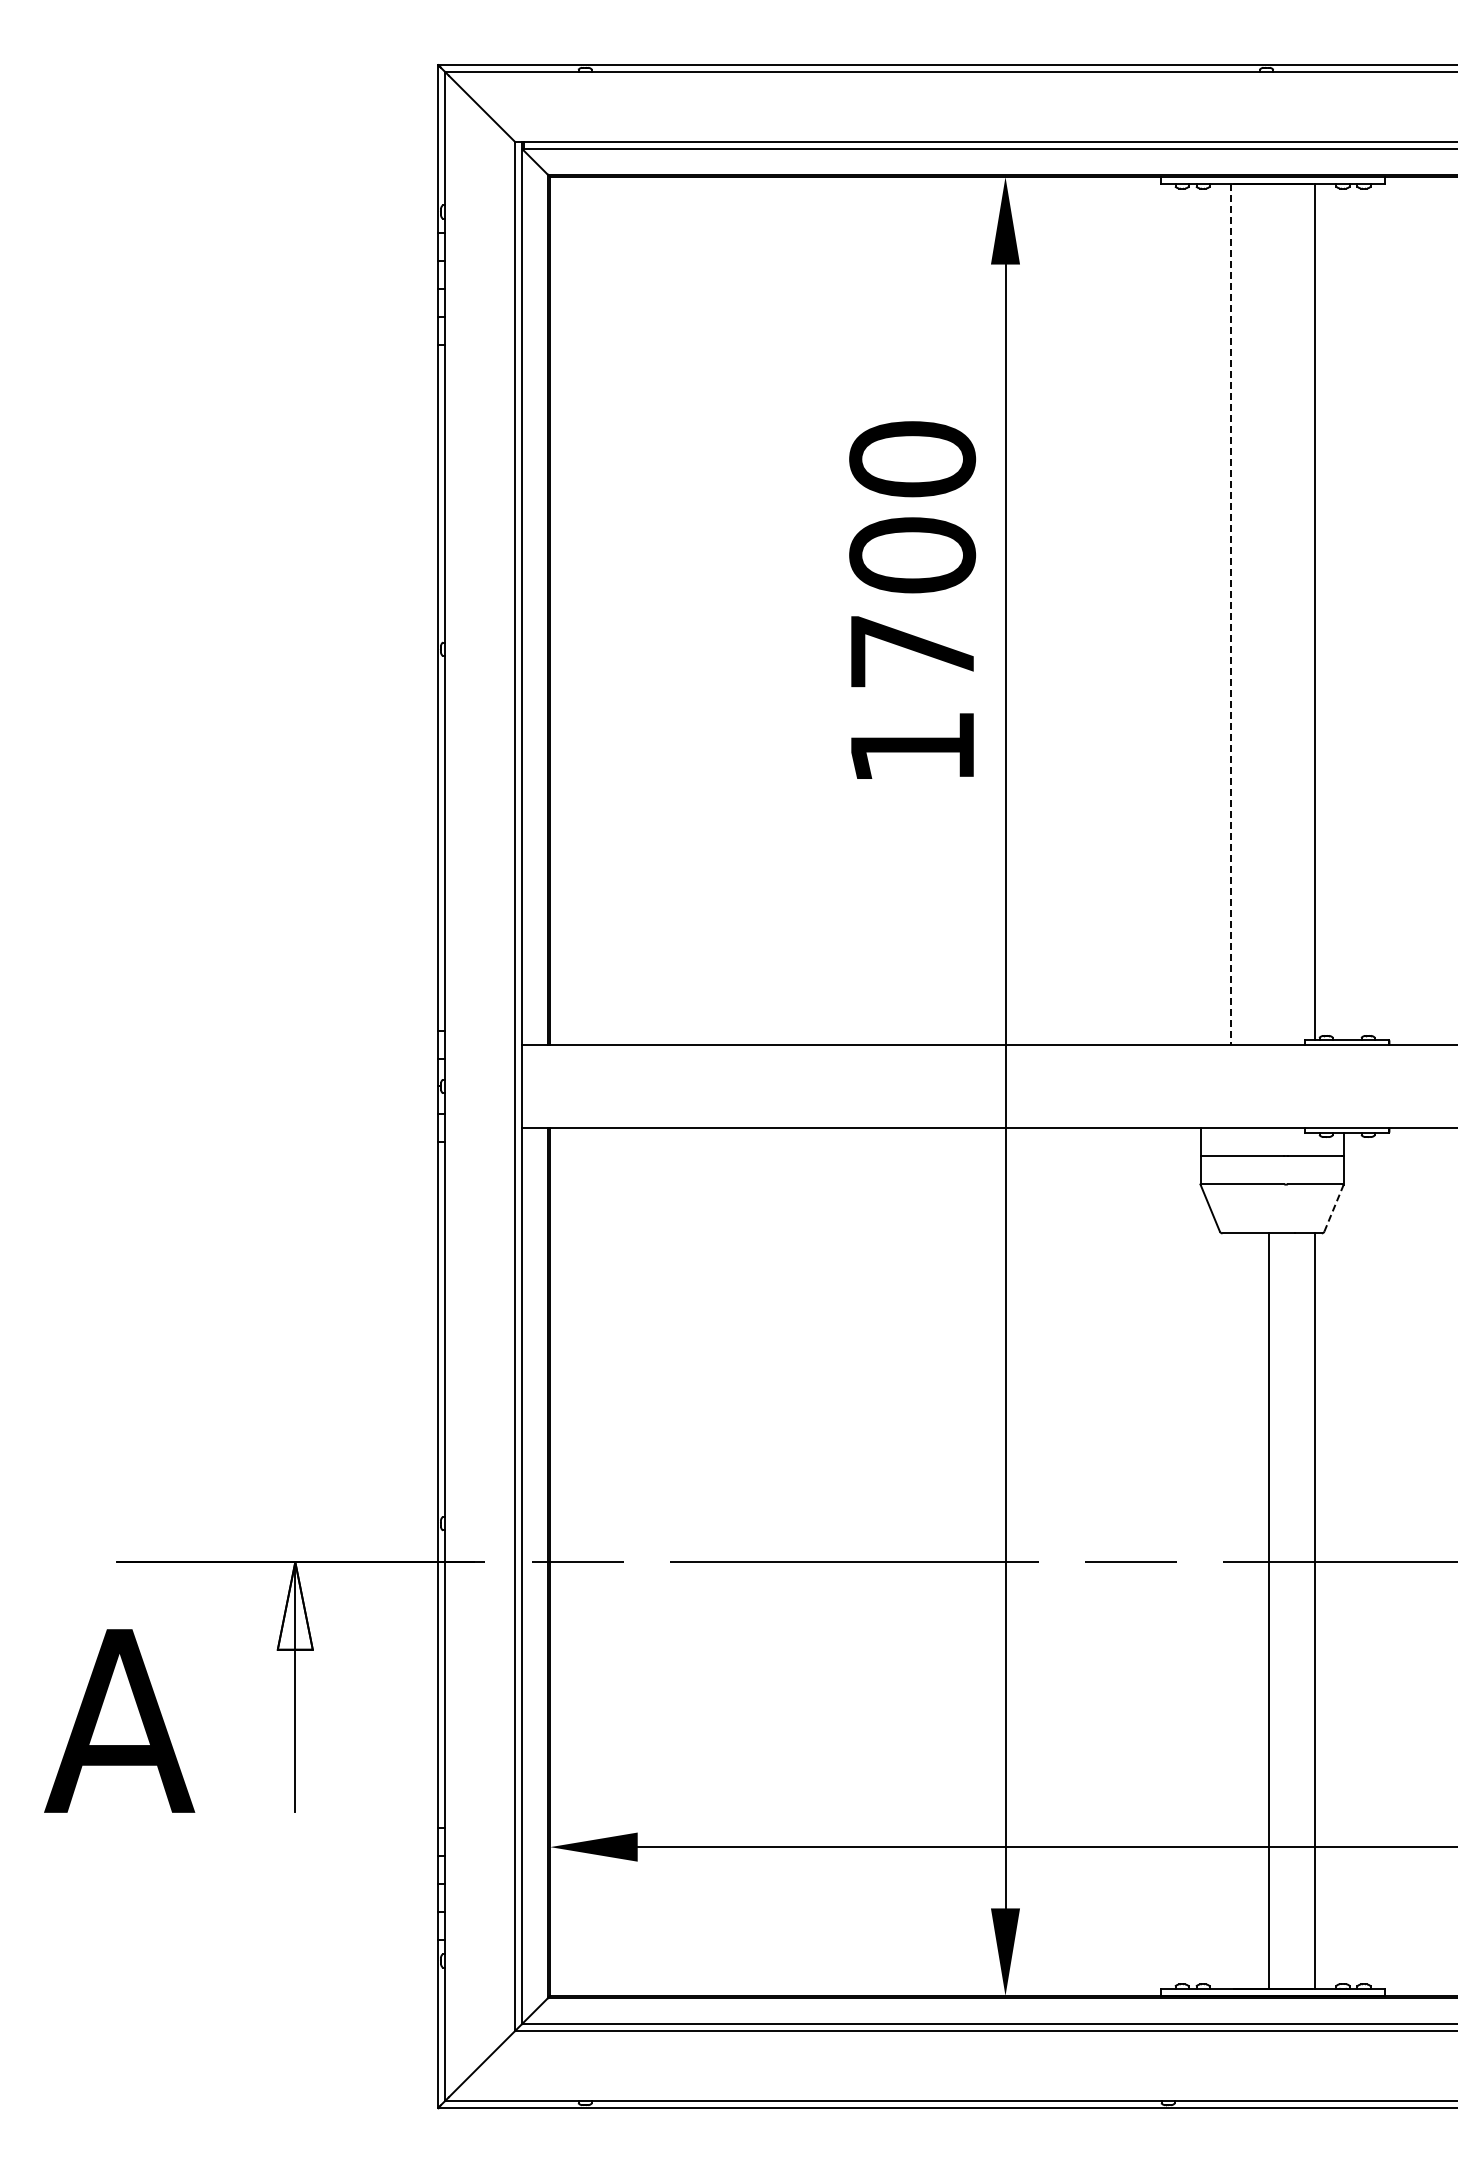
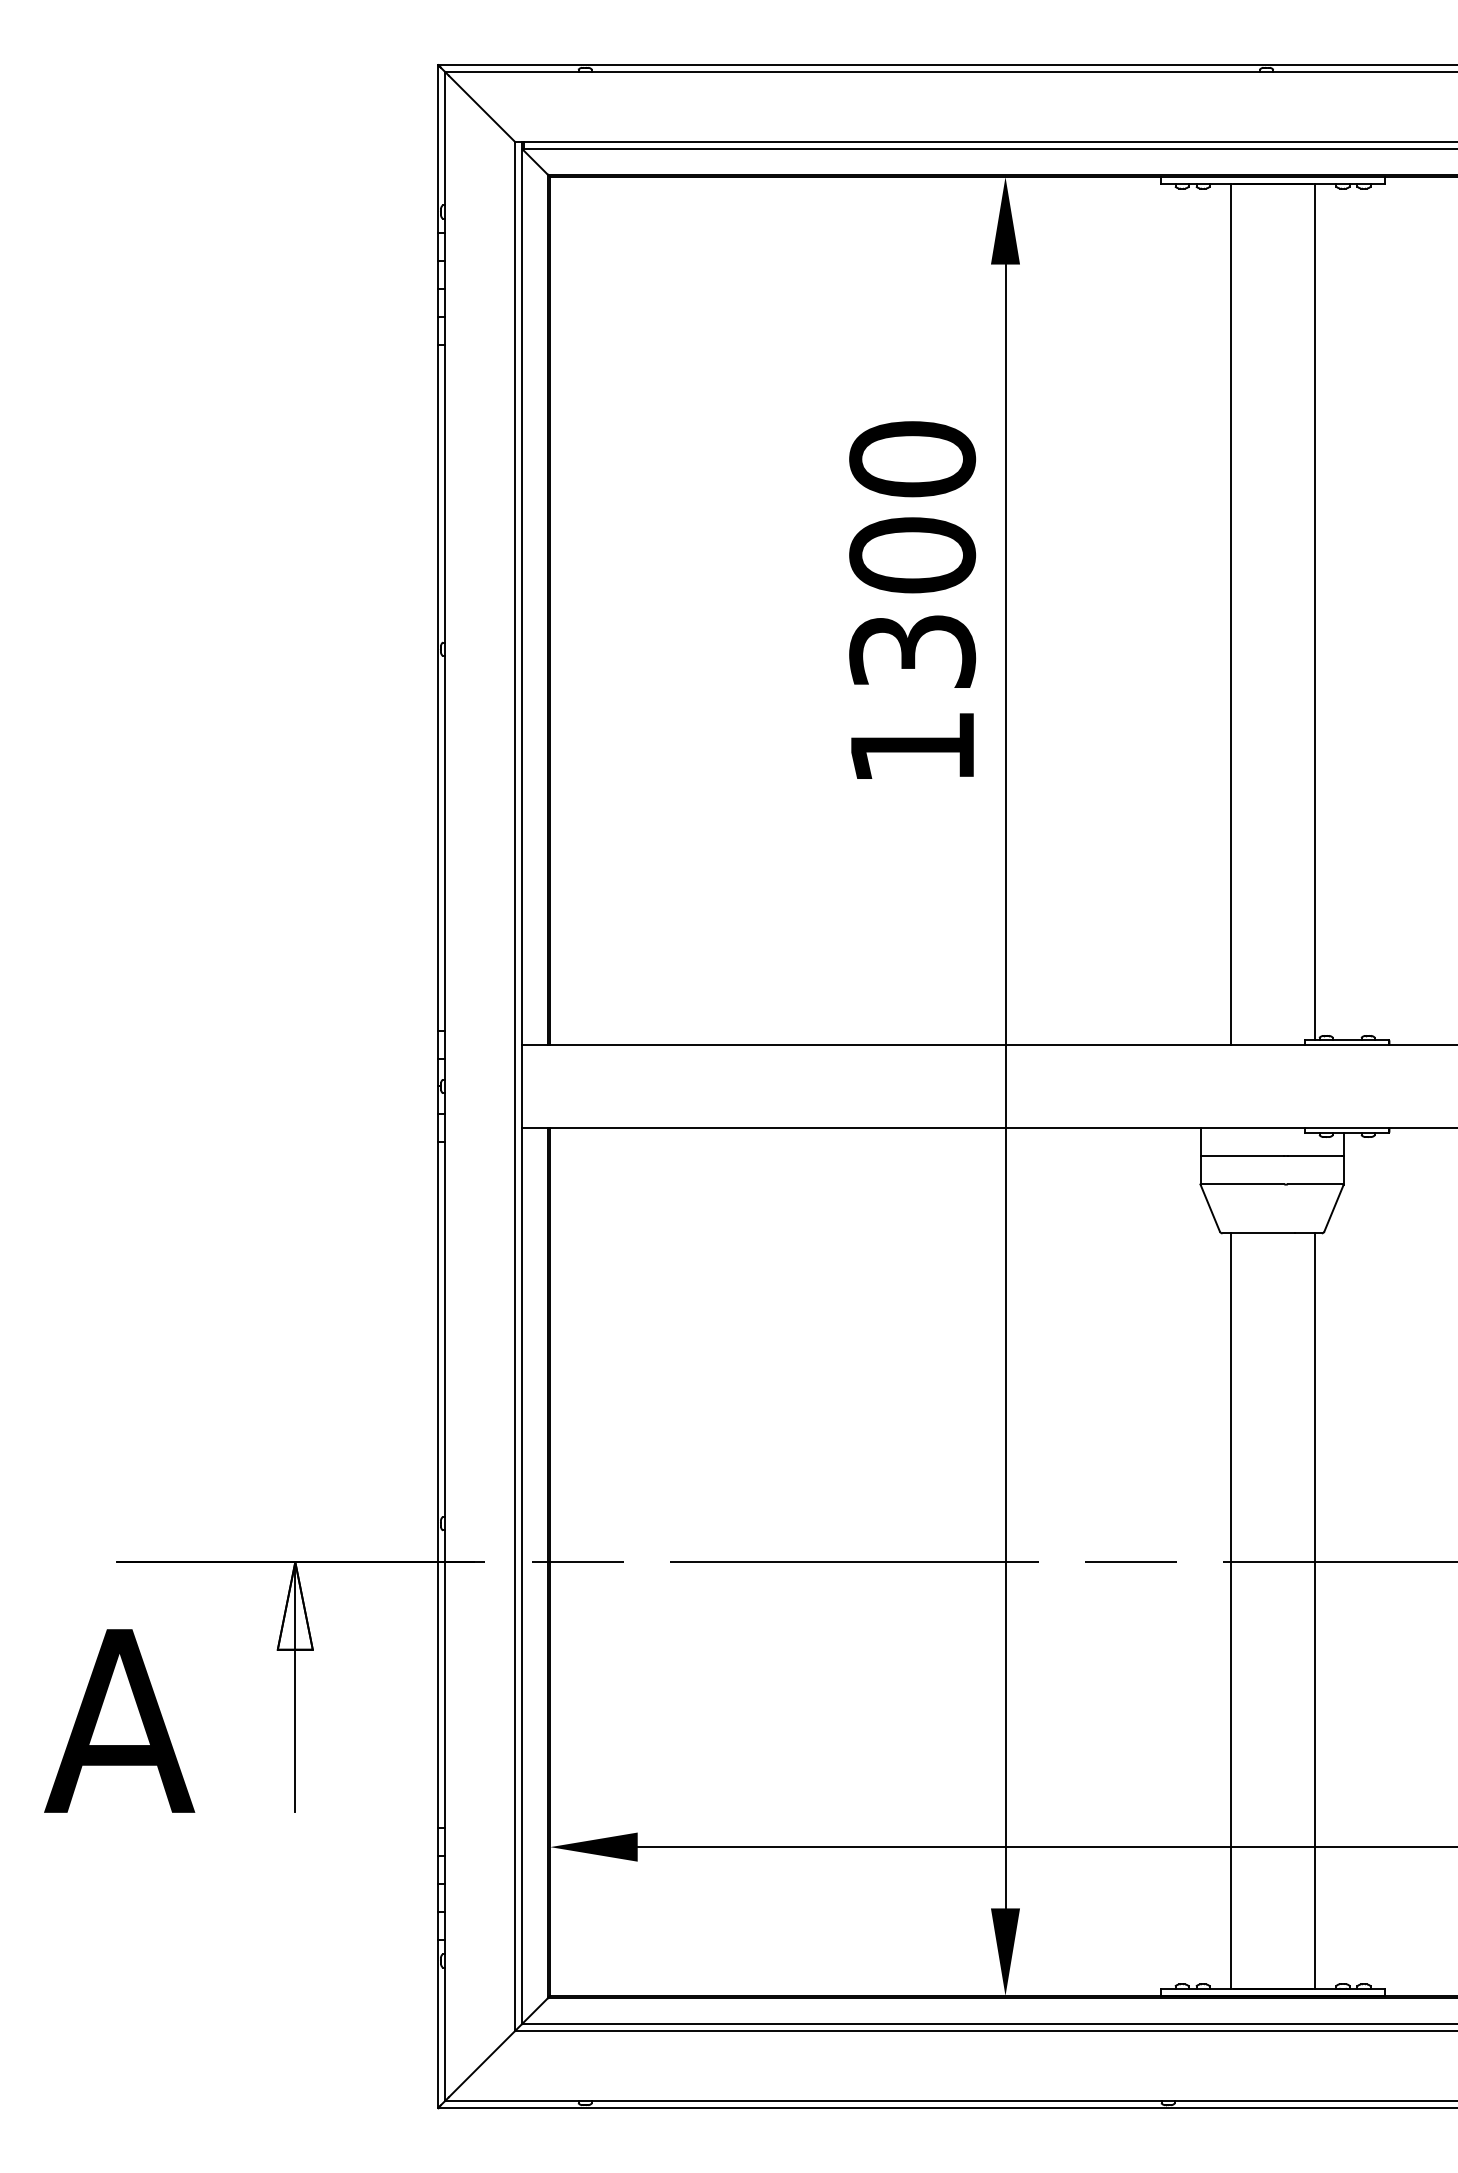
line: dashed -> solid (1231, 614)
text: 1700 -> 1300 (912, 651)
line: dashed -> solid (1333, 1208)
line position: (1269, 1610) -> (1231, 1610) (1231, 1610)
